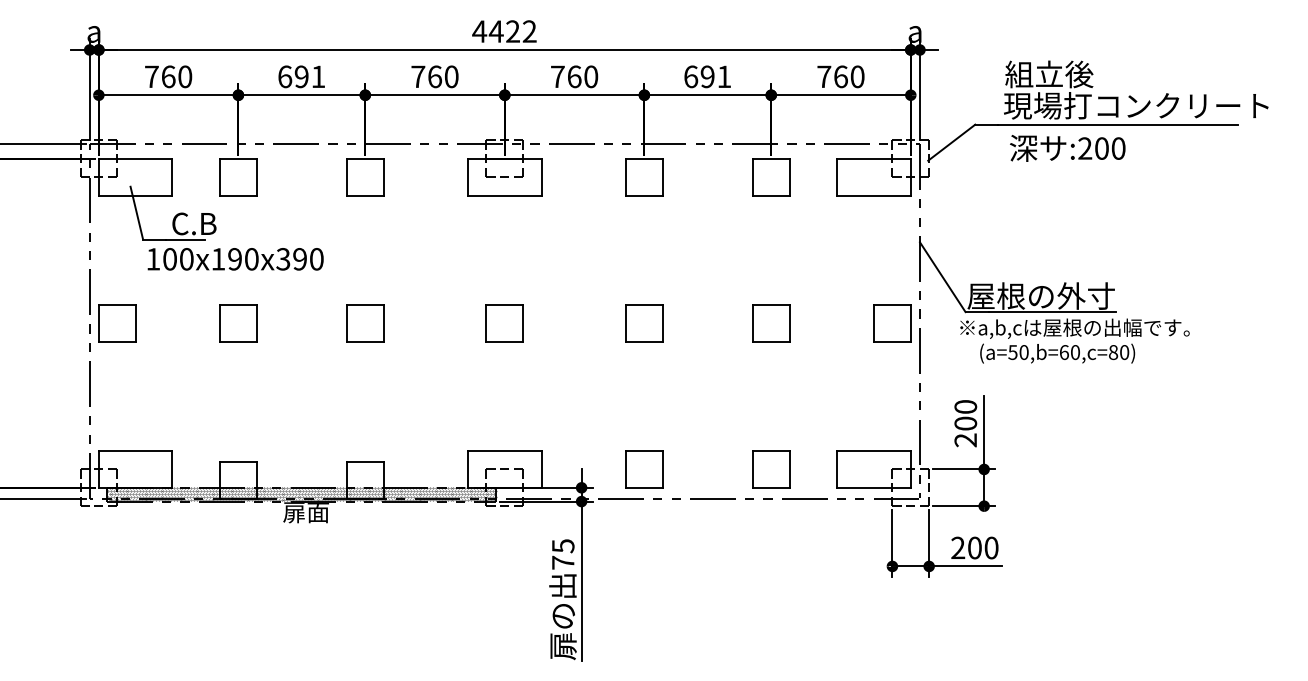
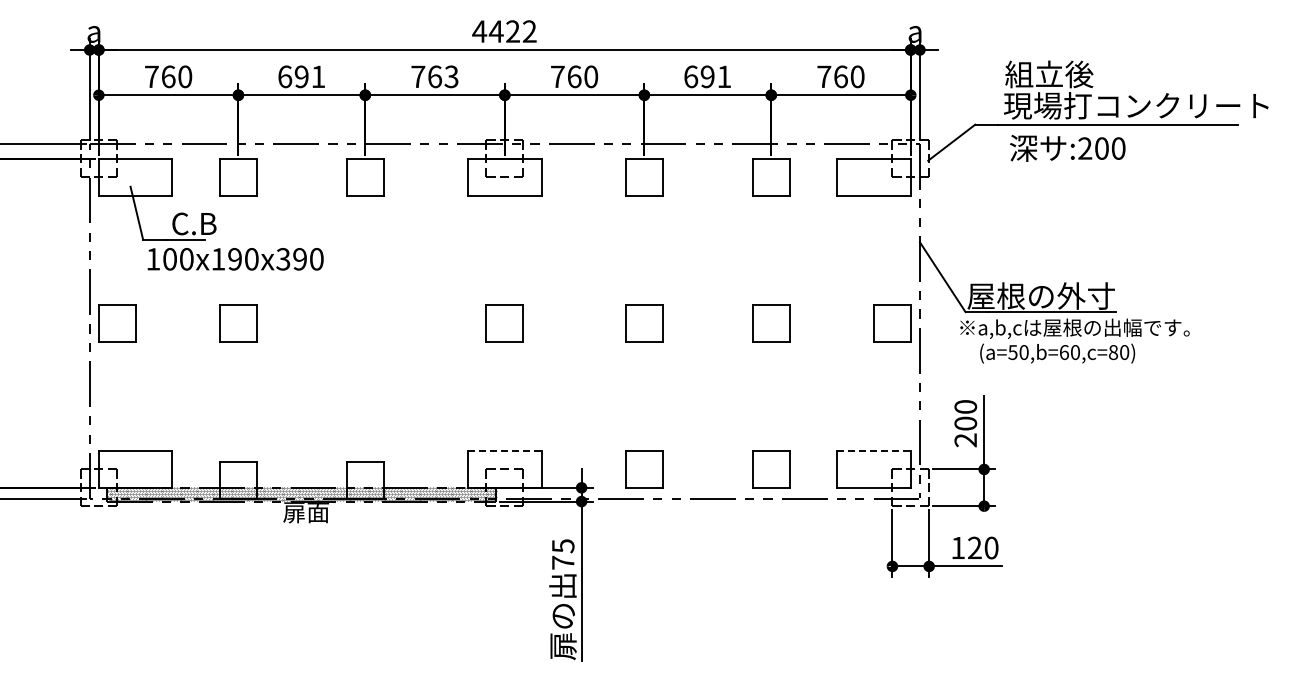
text: 760 -> 763 (451, 76)
part: present -> none (365, 323)
line: solid -> dashed (504, 451)
line: solid -> dashed (874, 451)
text: 200 -> 120 (966, 547)
